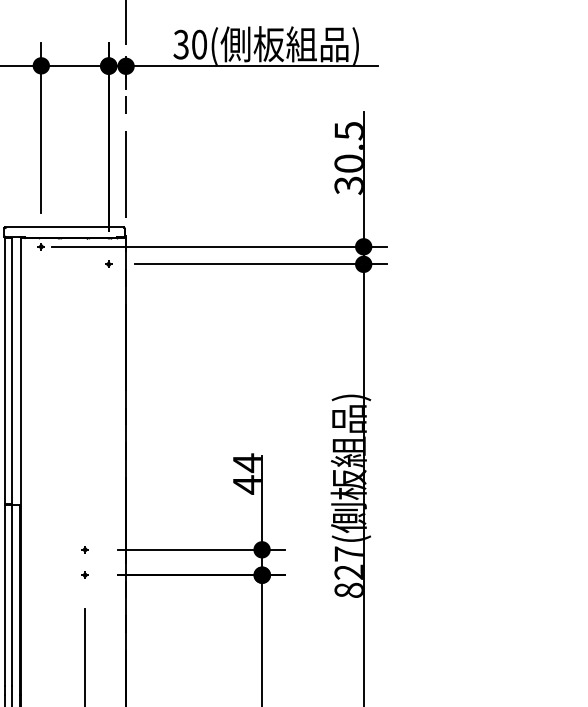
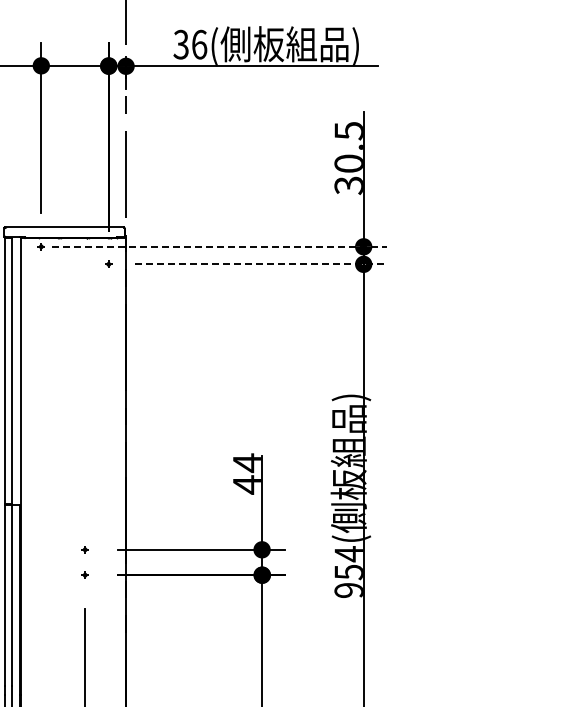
text: 30( -> 36( (199, 44)
line: solid -> dashed (219, 246)
line: solid -> dashed (260, 264)
text: 827( -> 954( (348, 571)
